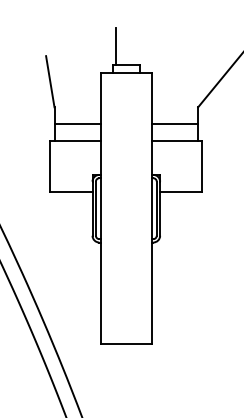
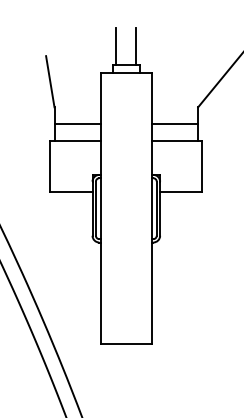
line: none -> present (136, 46)
